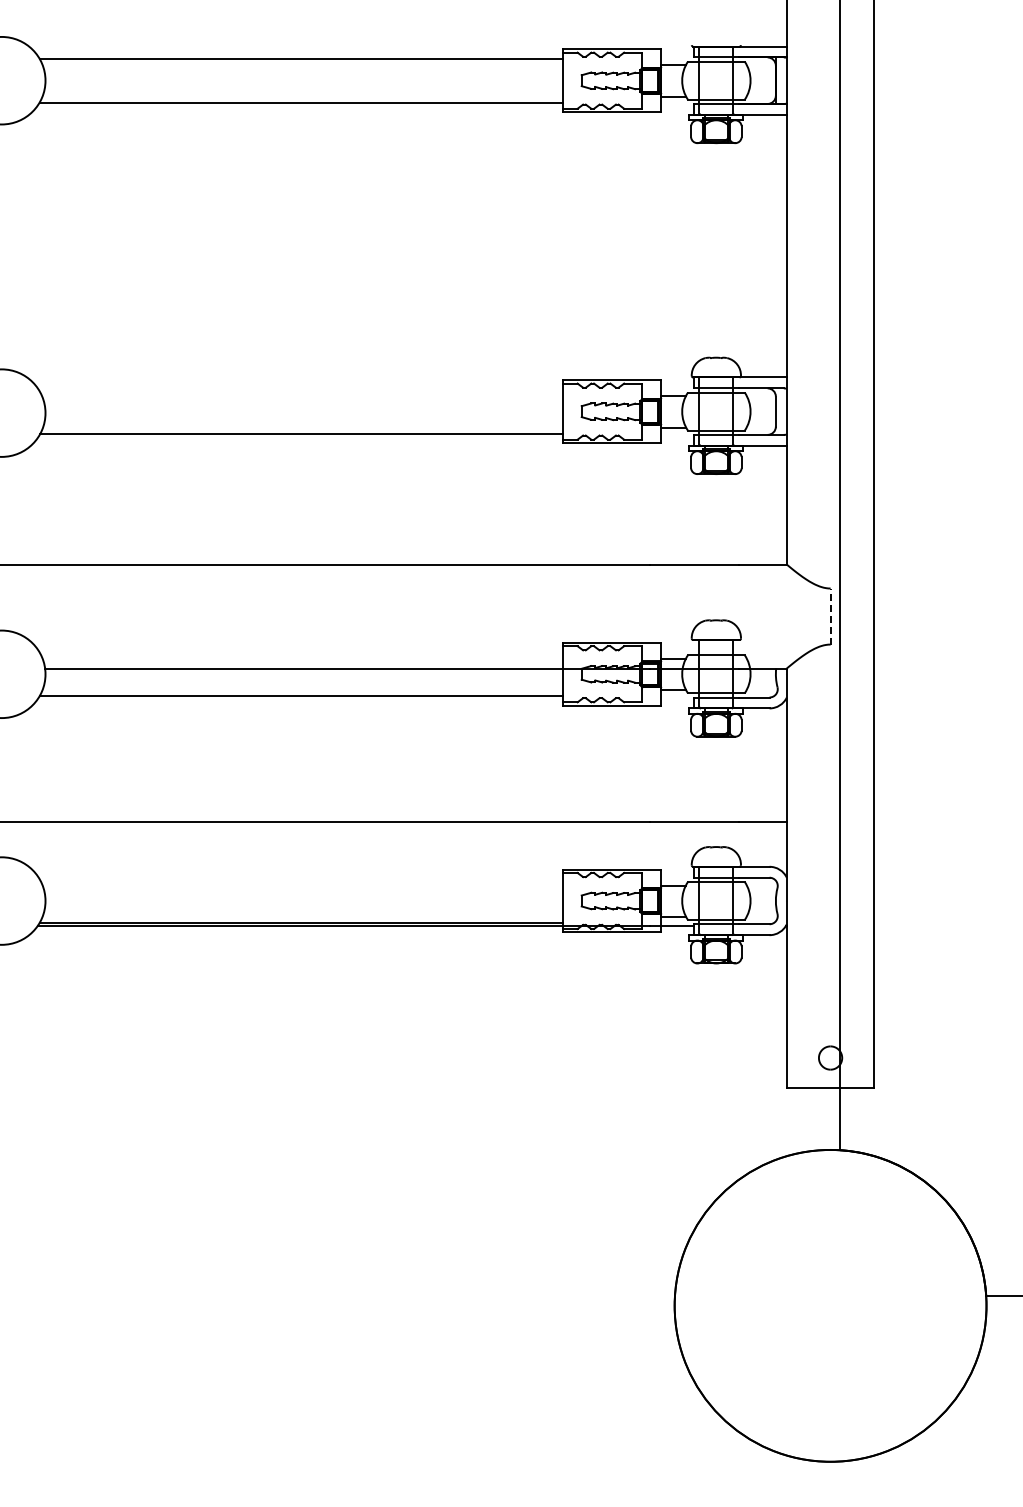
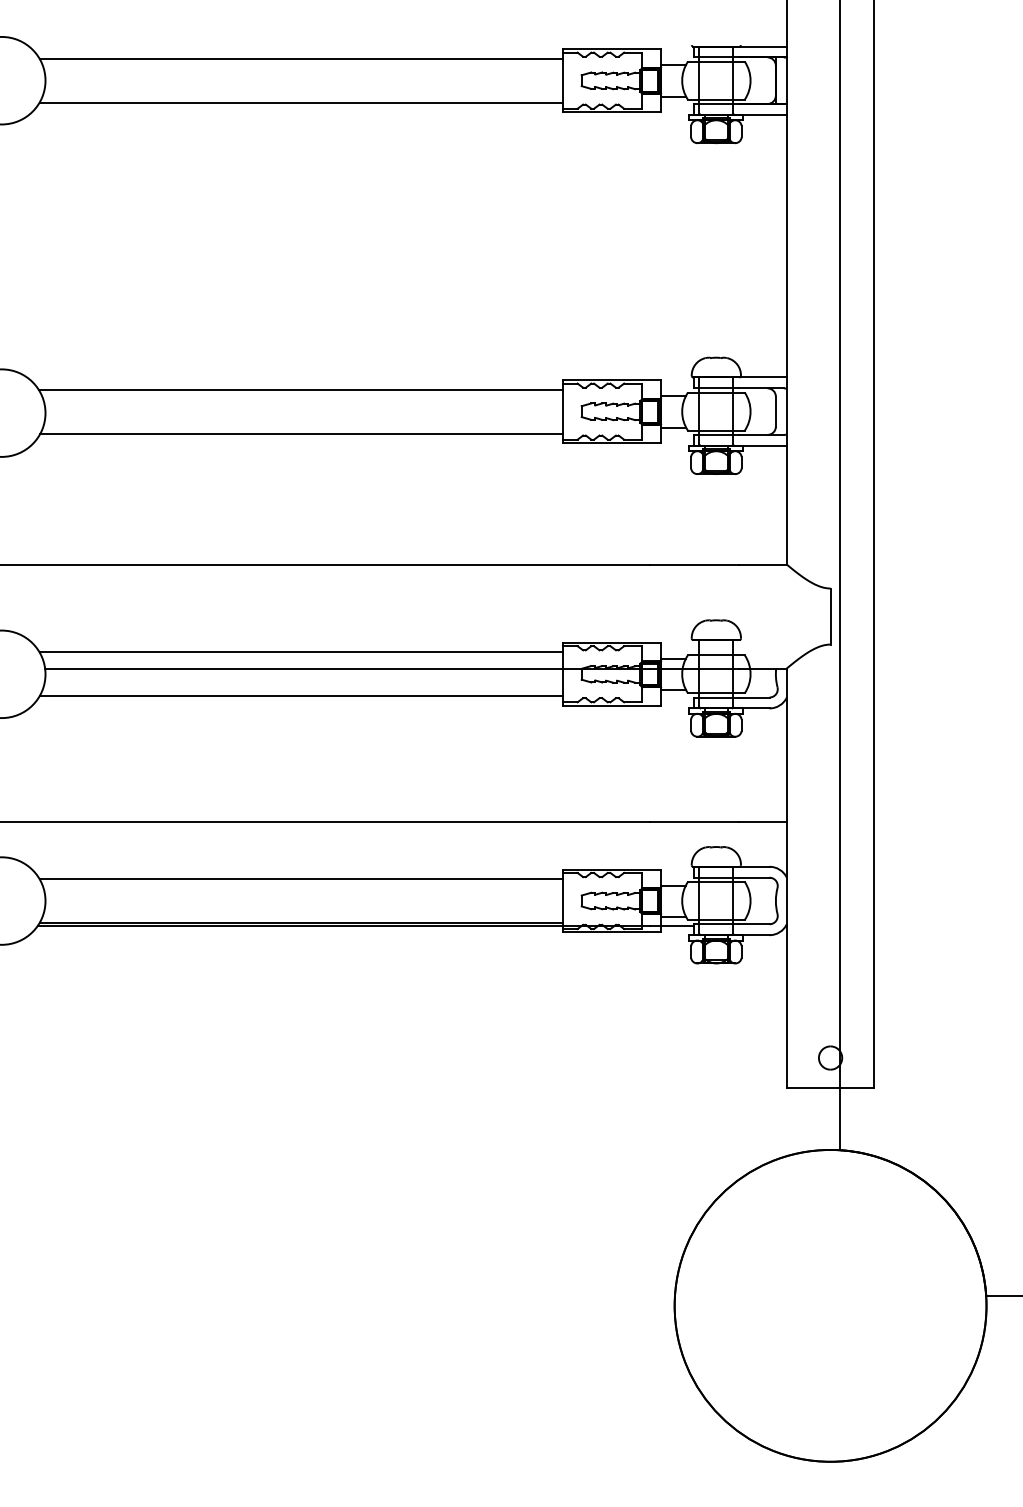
line: none -> present (300, 389)
line: dashed -> solid (830, 616)
line: none -> present (300, 652)
line: none -> present (300, 879)
